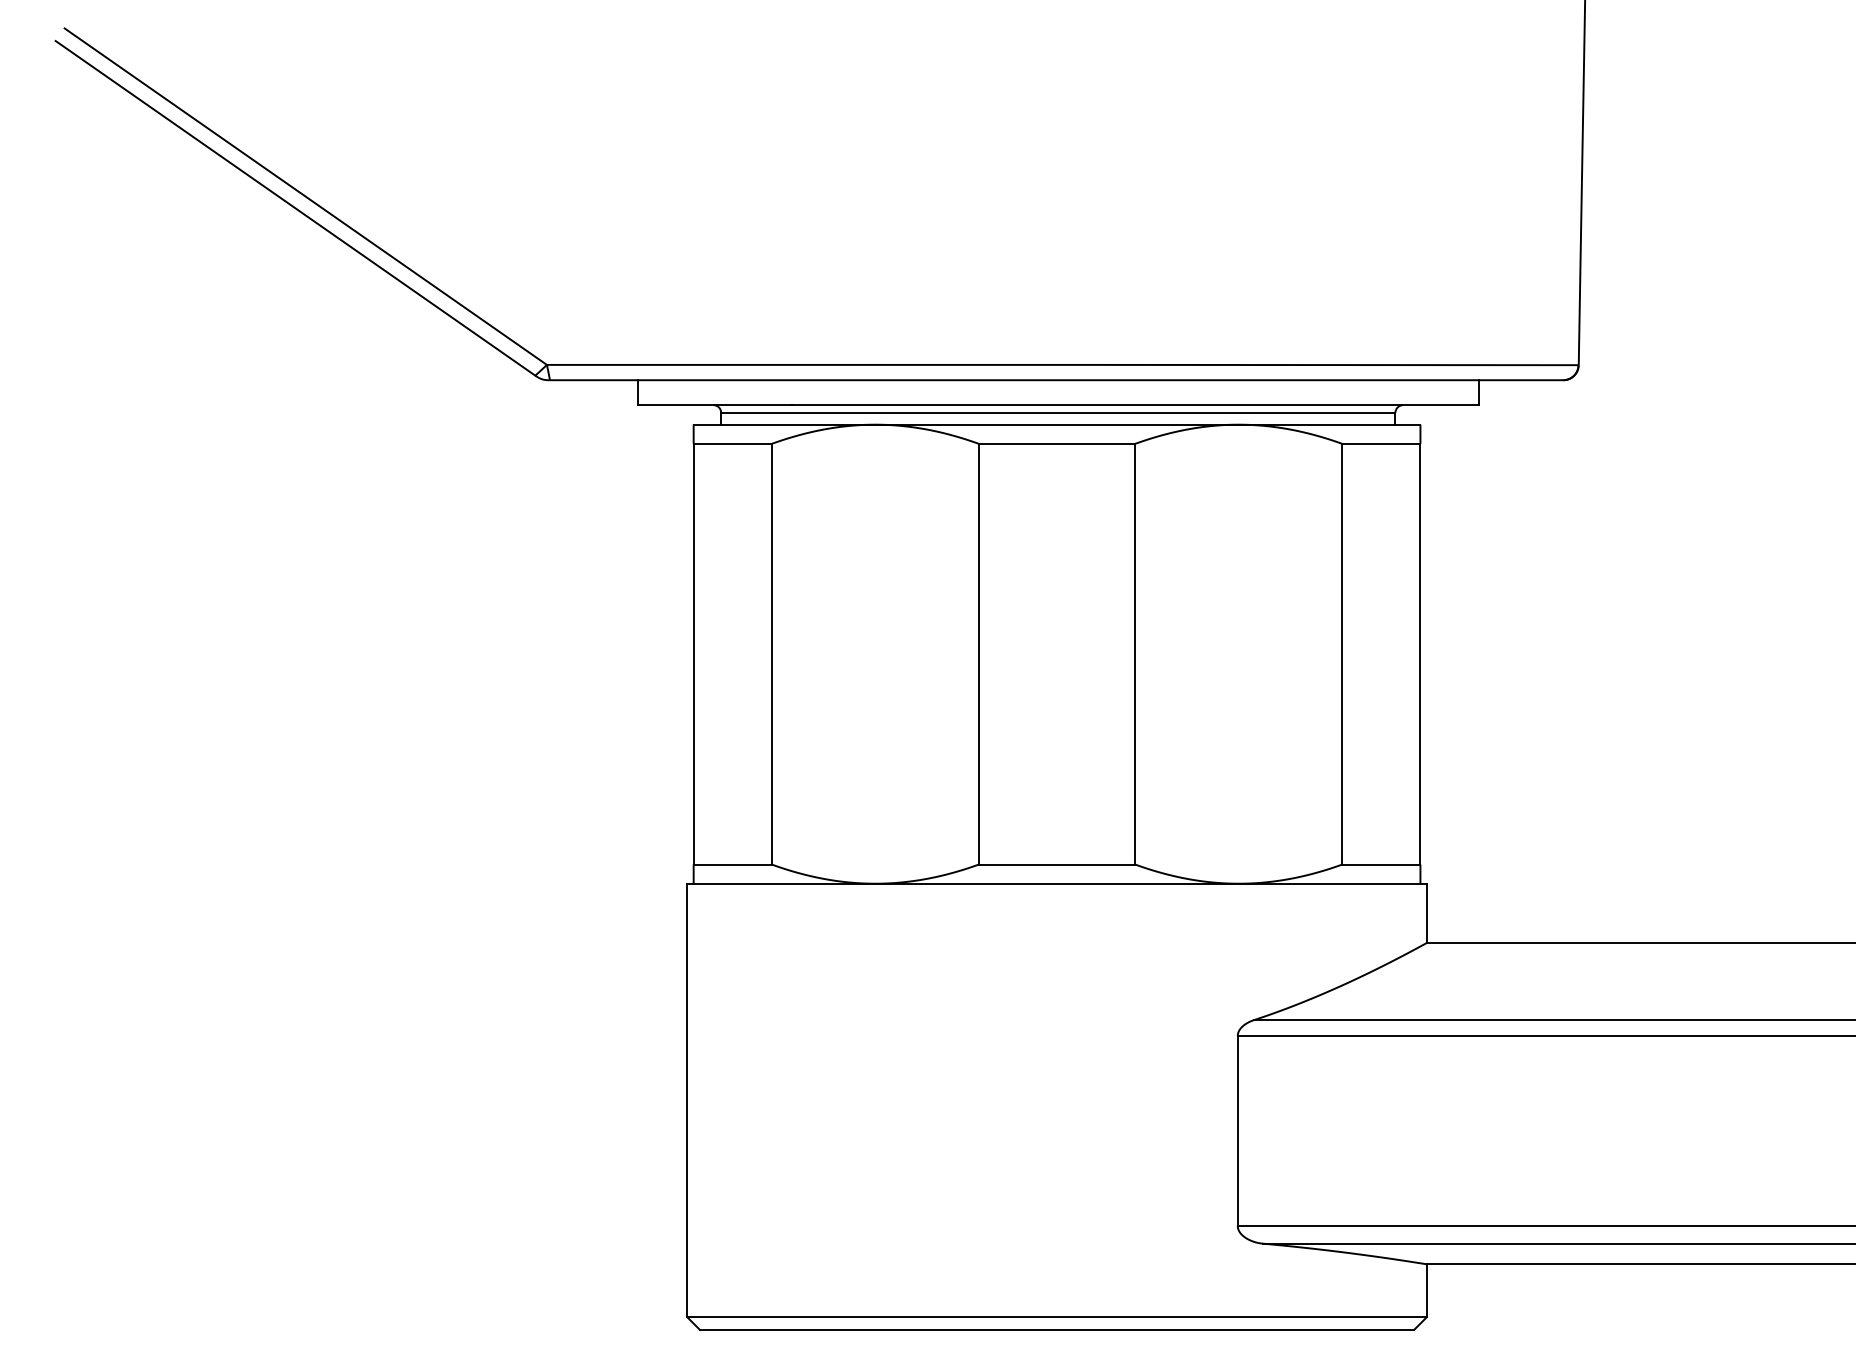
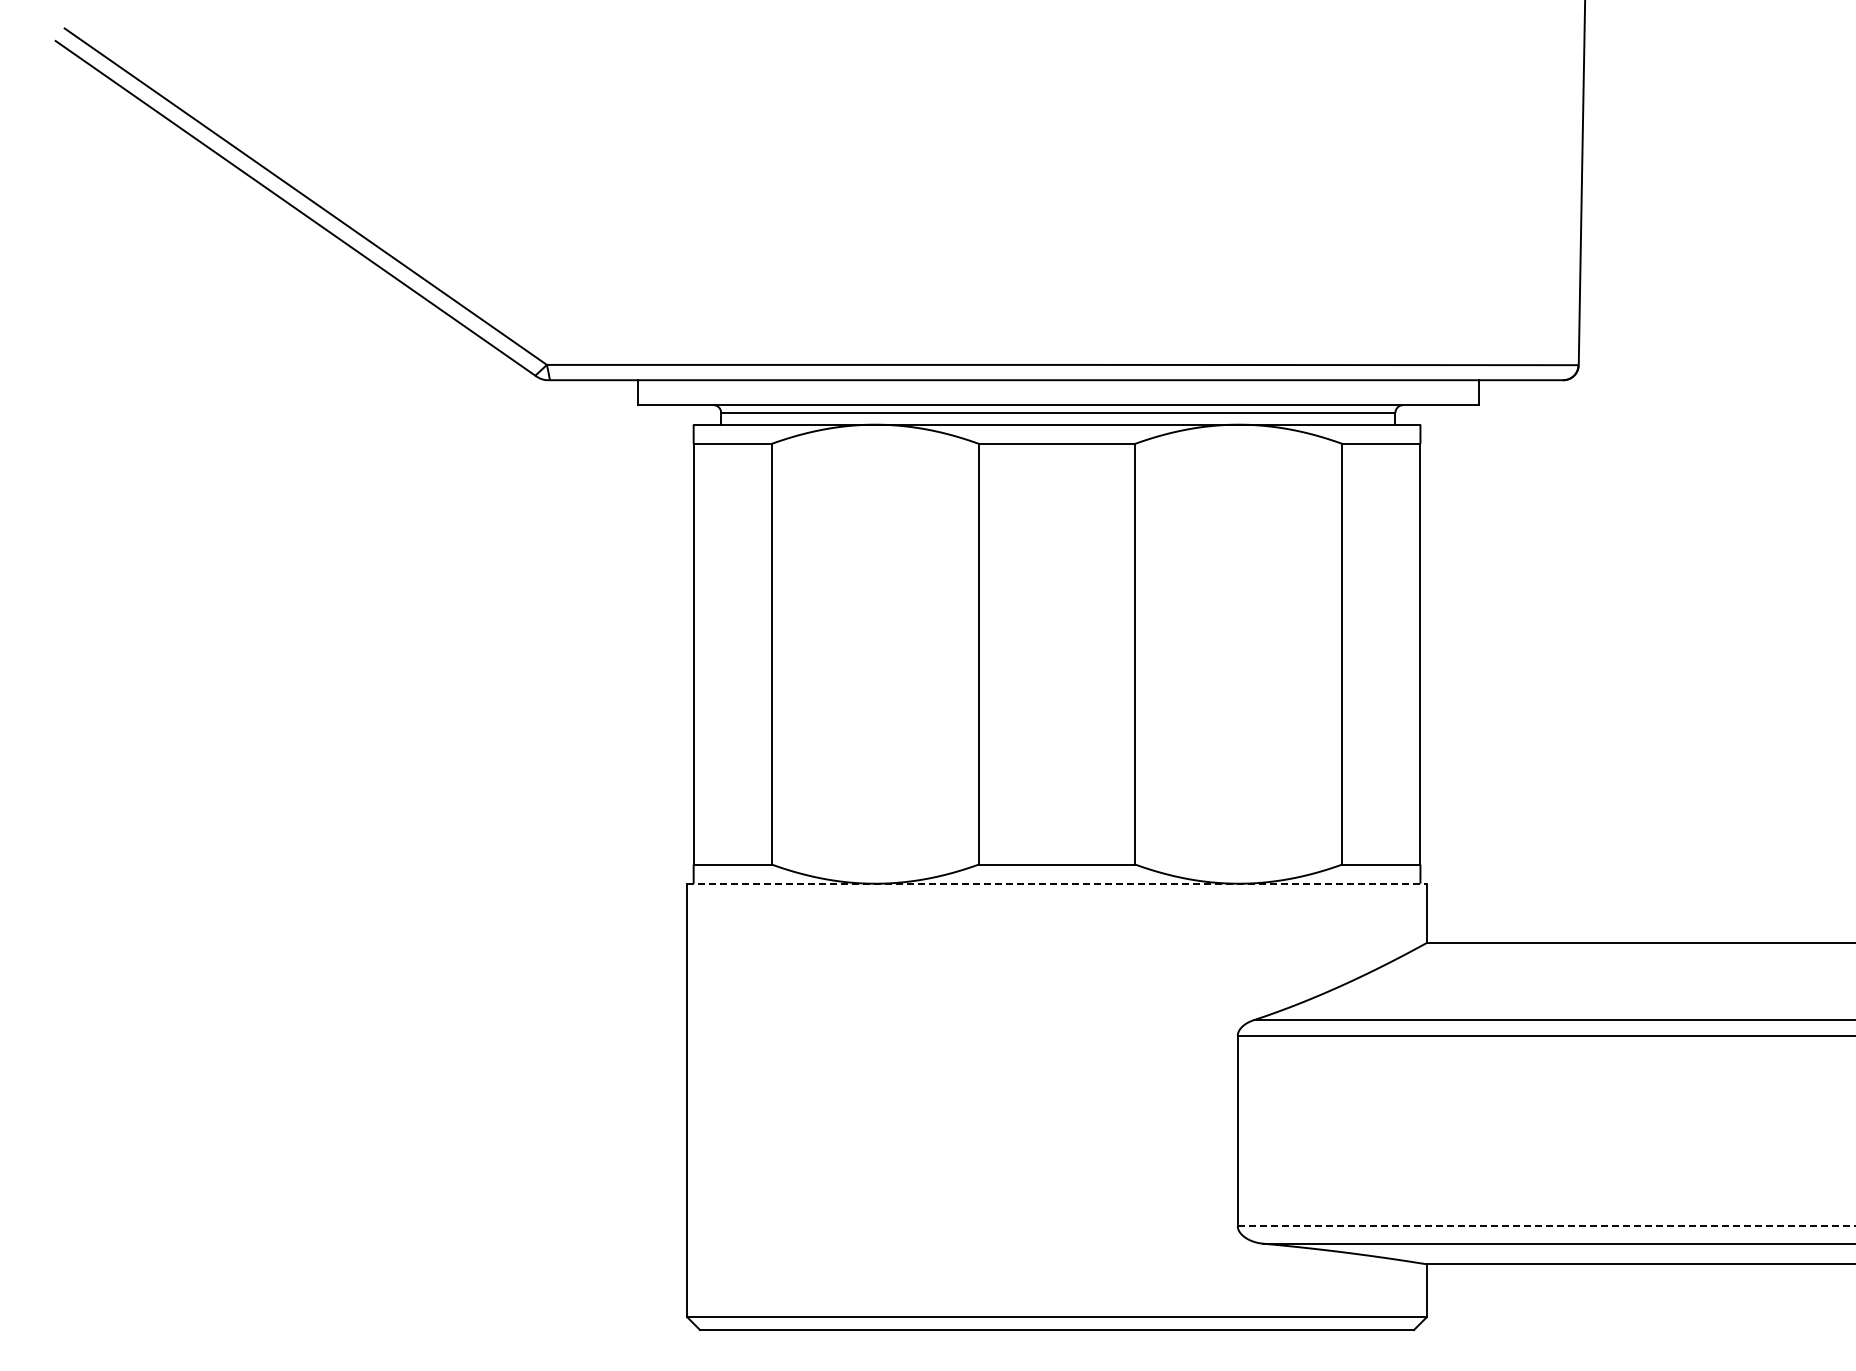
line: solid -> dashed (1057, 883)
line: solid -> dashed (1546, 1225)
